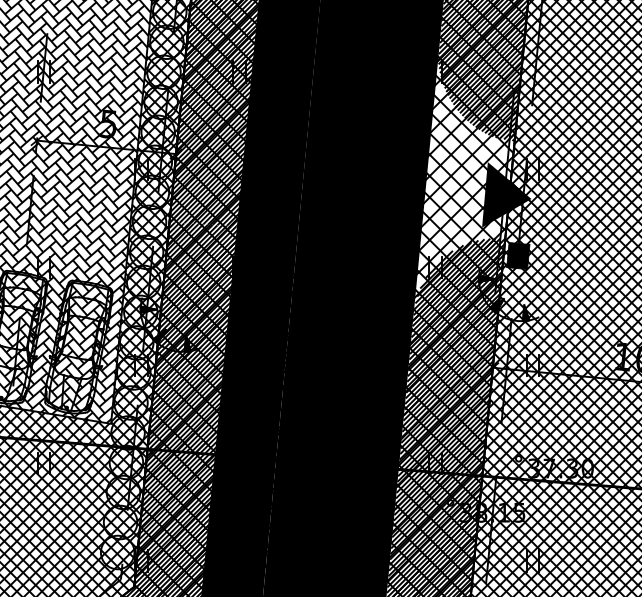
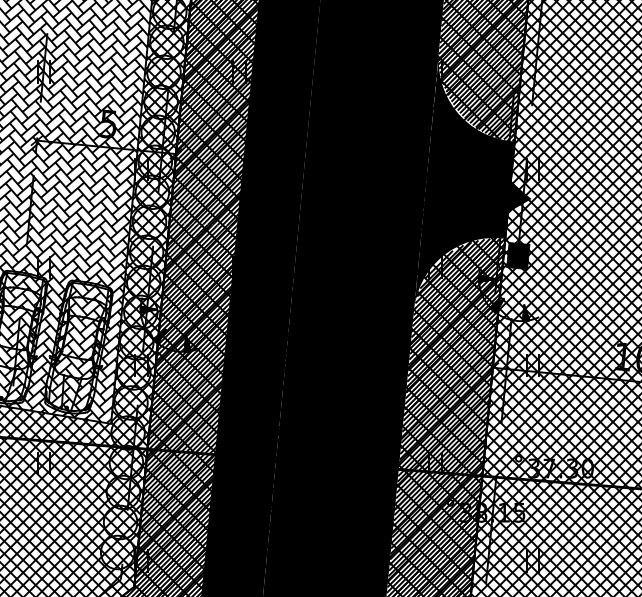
fill: none -> present (463, 181)
